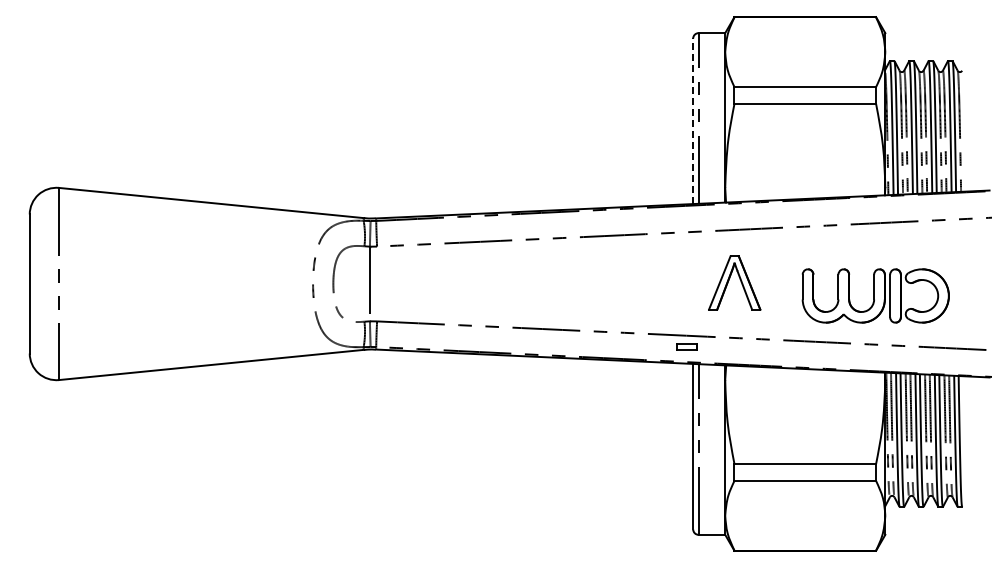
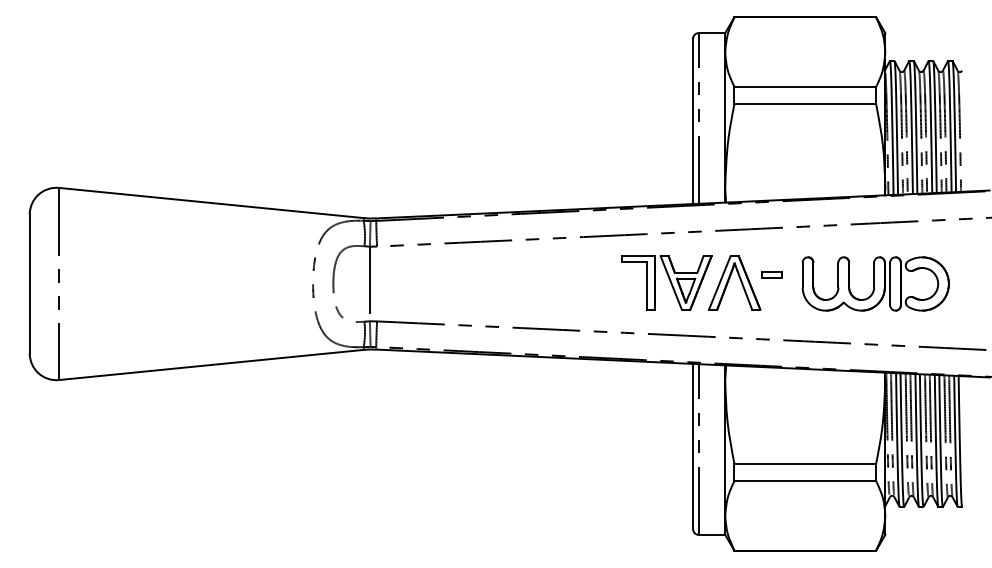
line: dashed -> solid (693, 121)
part: none -> present (666, 282)
part position: (875, 295) -> (875, 283) (875, 283)
part position: (686, 346) -> (771, 274) (771, 274)
